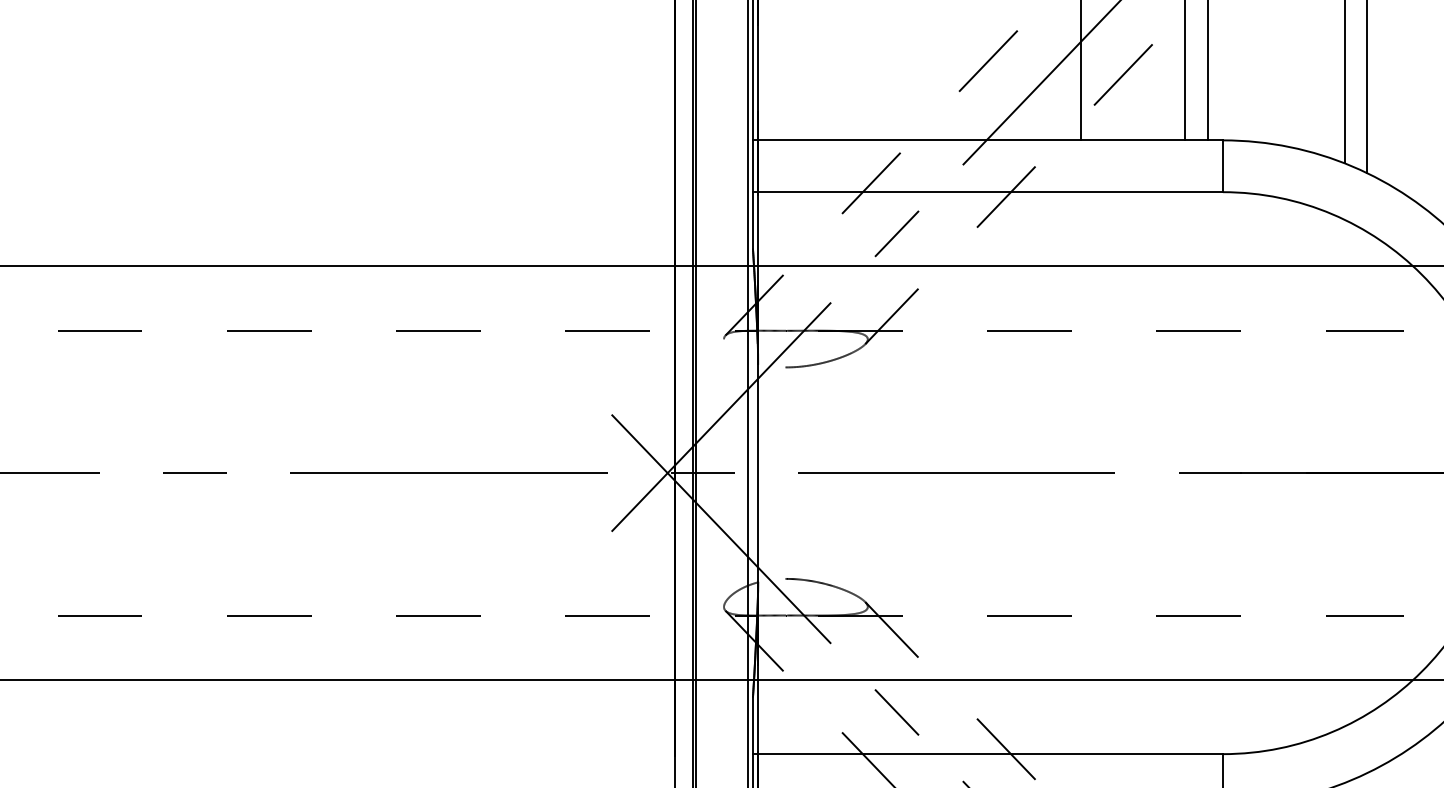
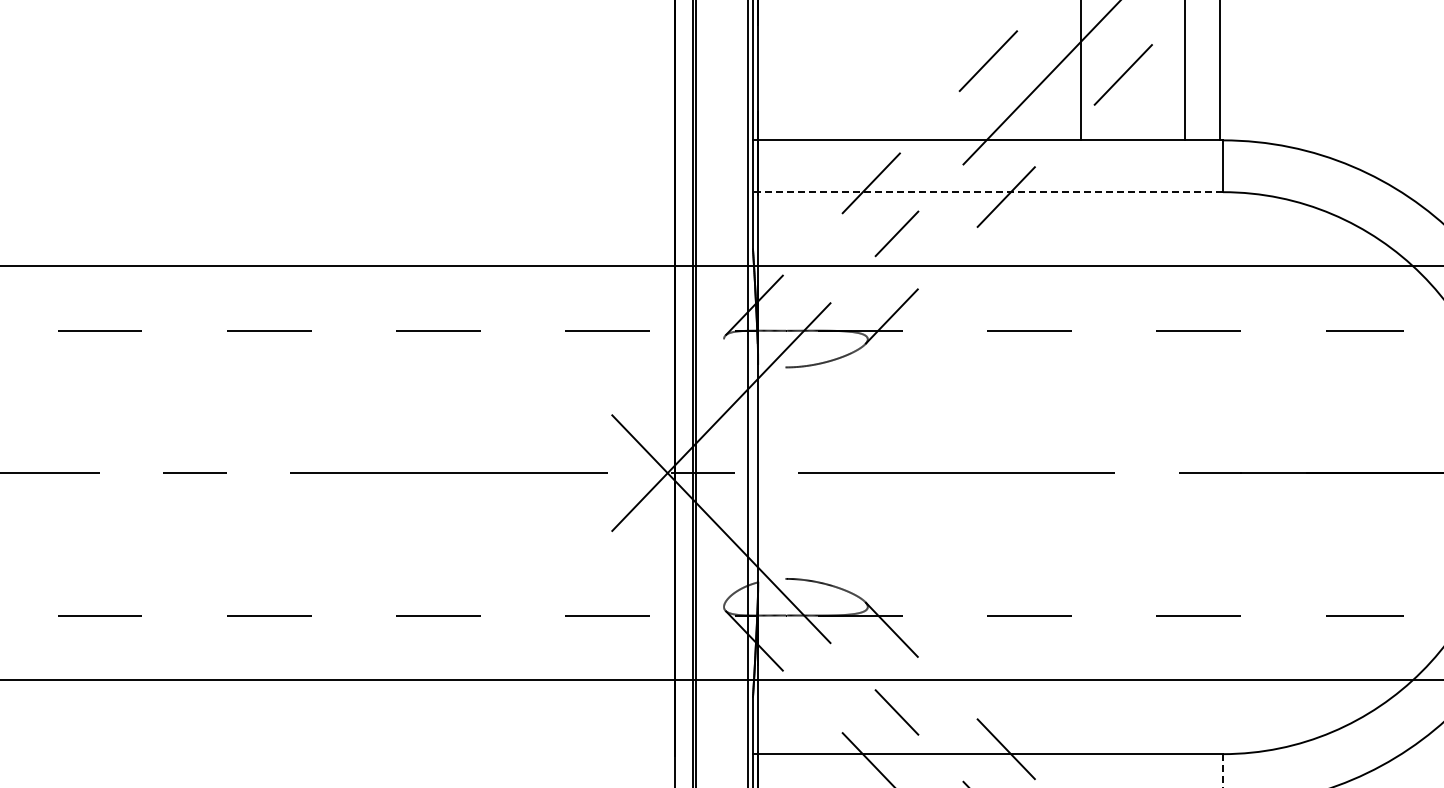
line position: (1207, 71) -> (1219, 71) (1219, 71)
line: present -> none (1344, 82)
line: present -> none (1366, 87)
line: solid -> dashed (987, 192)
line: solid -> dashed (1222, 771)
